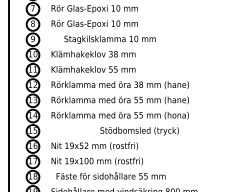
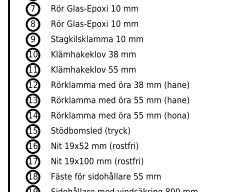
text position: (109, 39) -> (96, 39) (96, 39)
text position: (139, 131) -> (90, 131) (90, 131)
text position: (110, 175) -> (105, 175) (105, 175)
